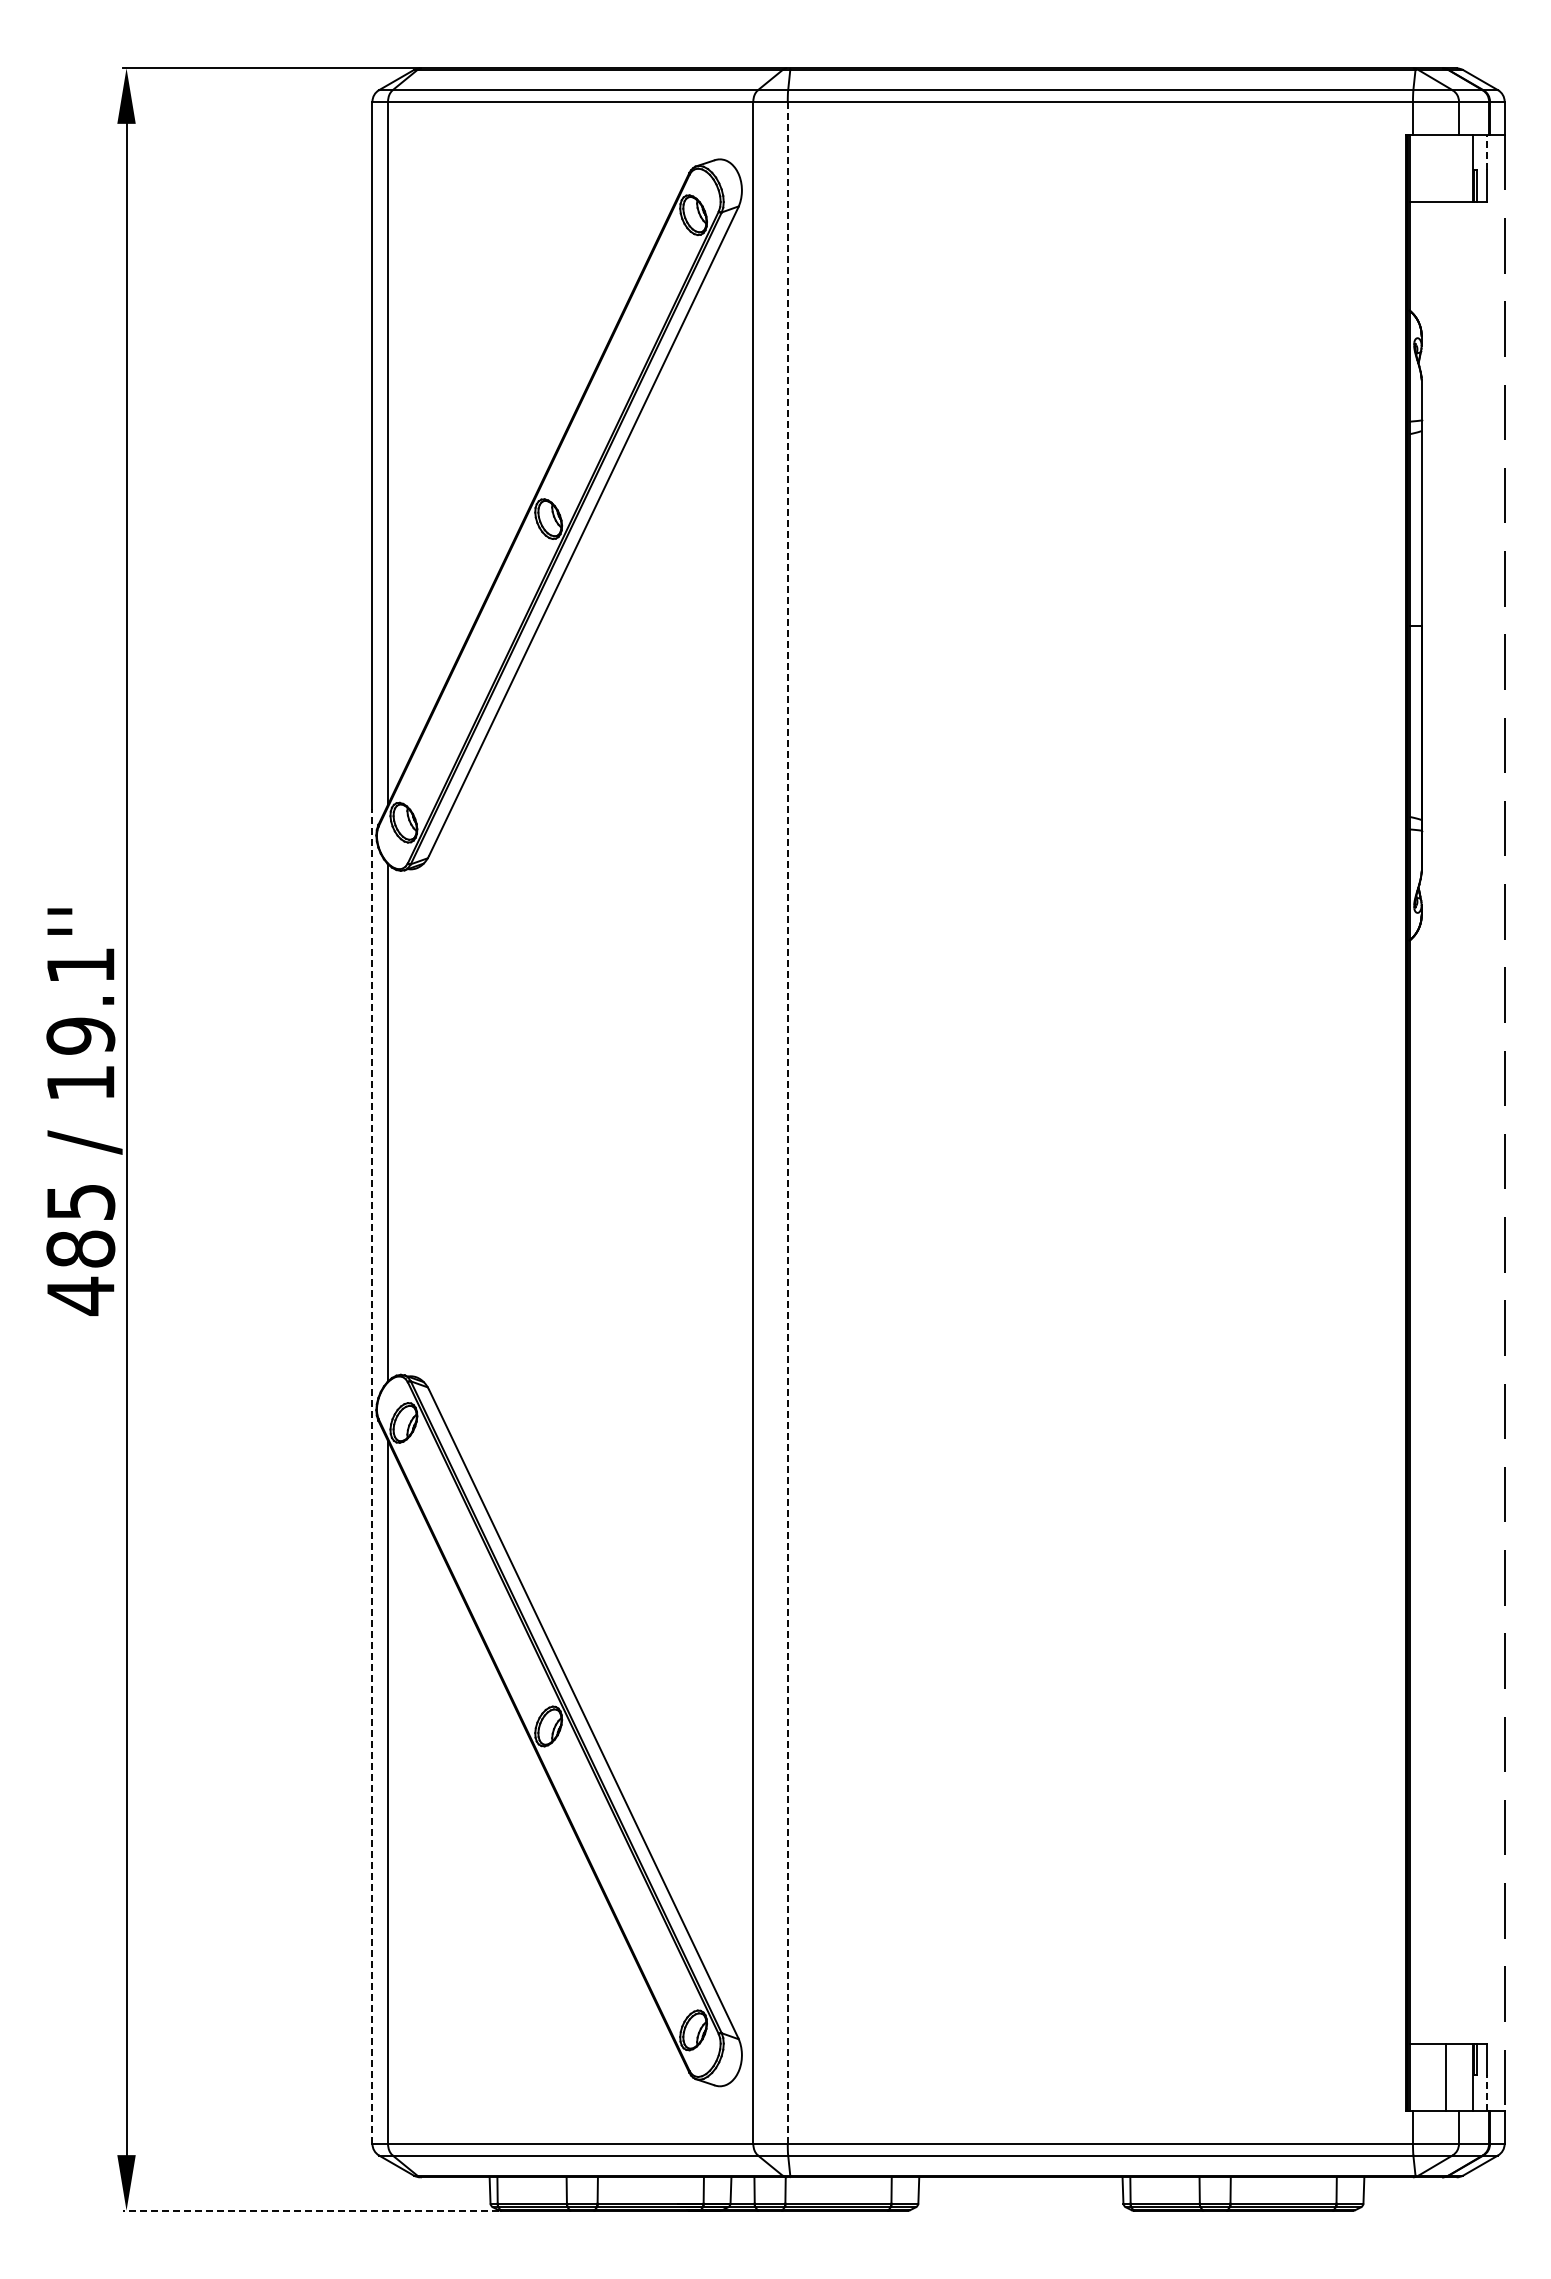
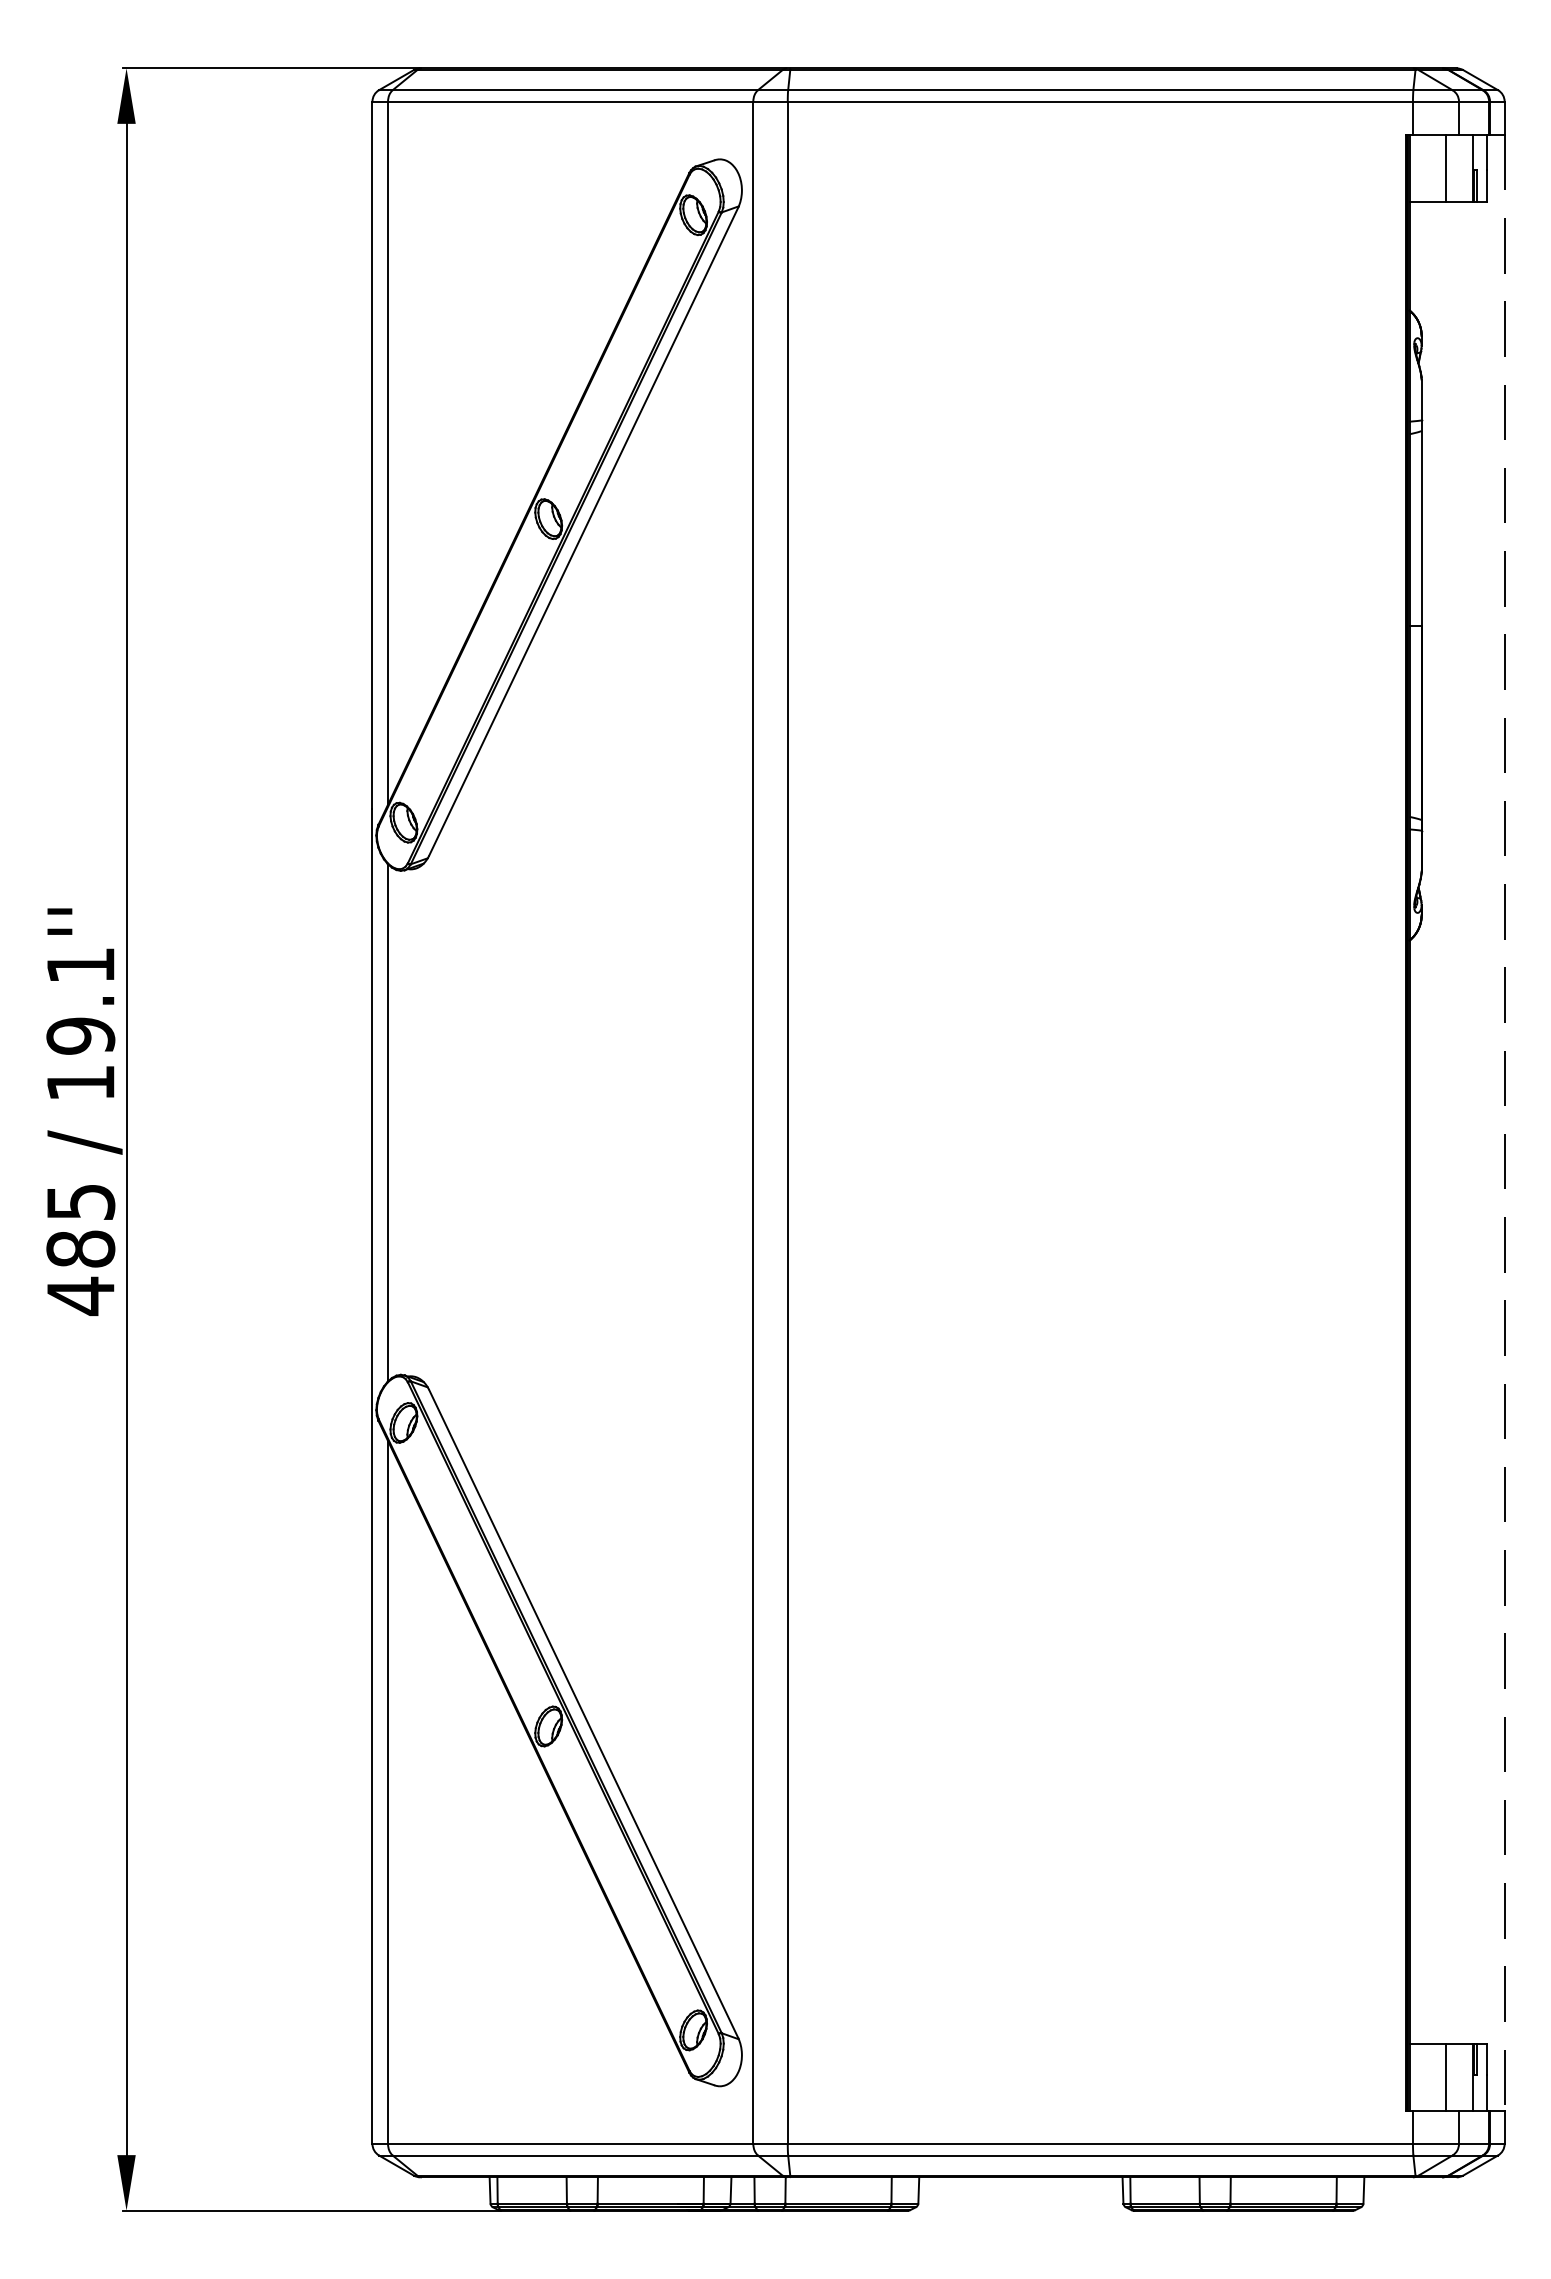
line: dashed -> solid (1486, 152)
line: none -> present (1446, 167)
line: dashed -> solid (787, 1123)
line: dashed -> solid (372, 1476)
line: dashed -> solid (1486, 2092)
line: dashed -> solid (310, 2210)
